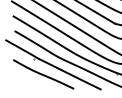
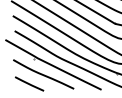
line: none -> present (29, 83)
